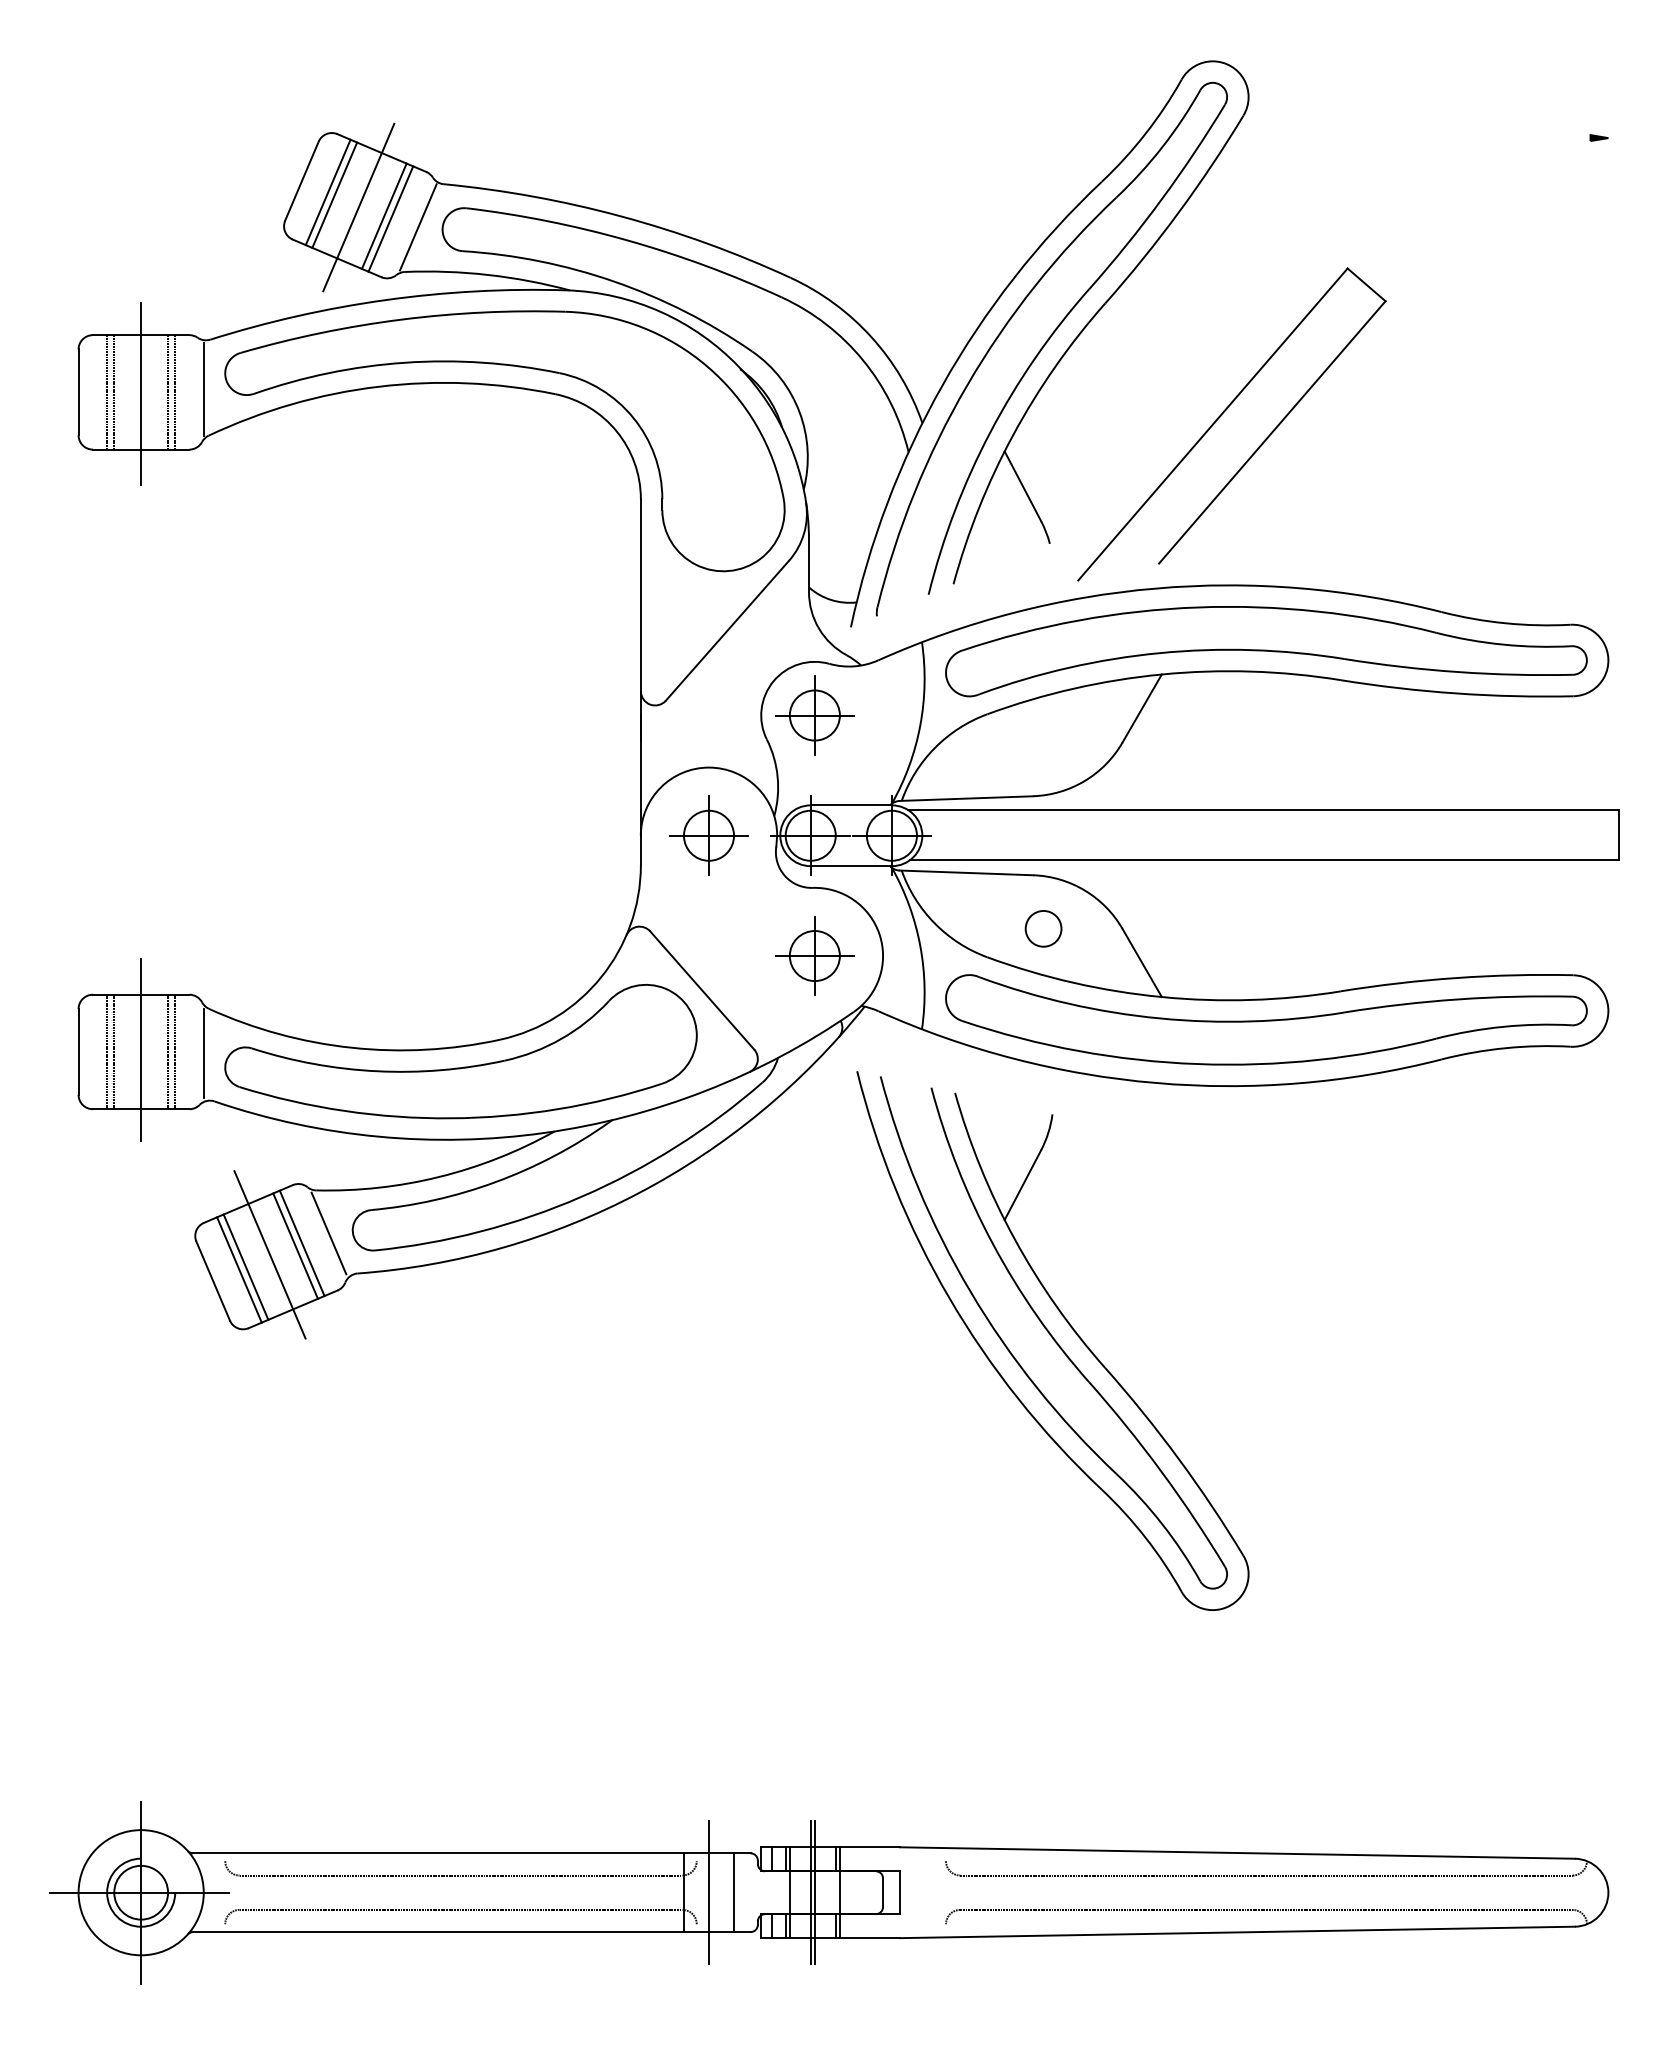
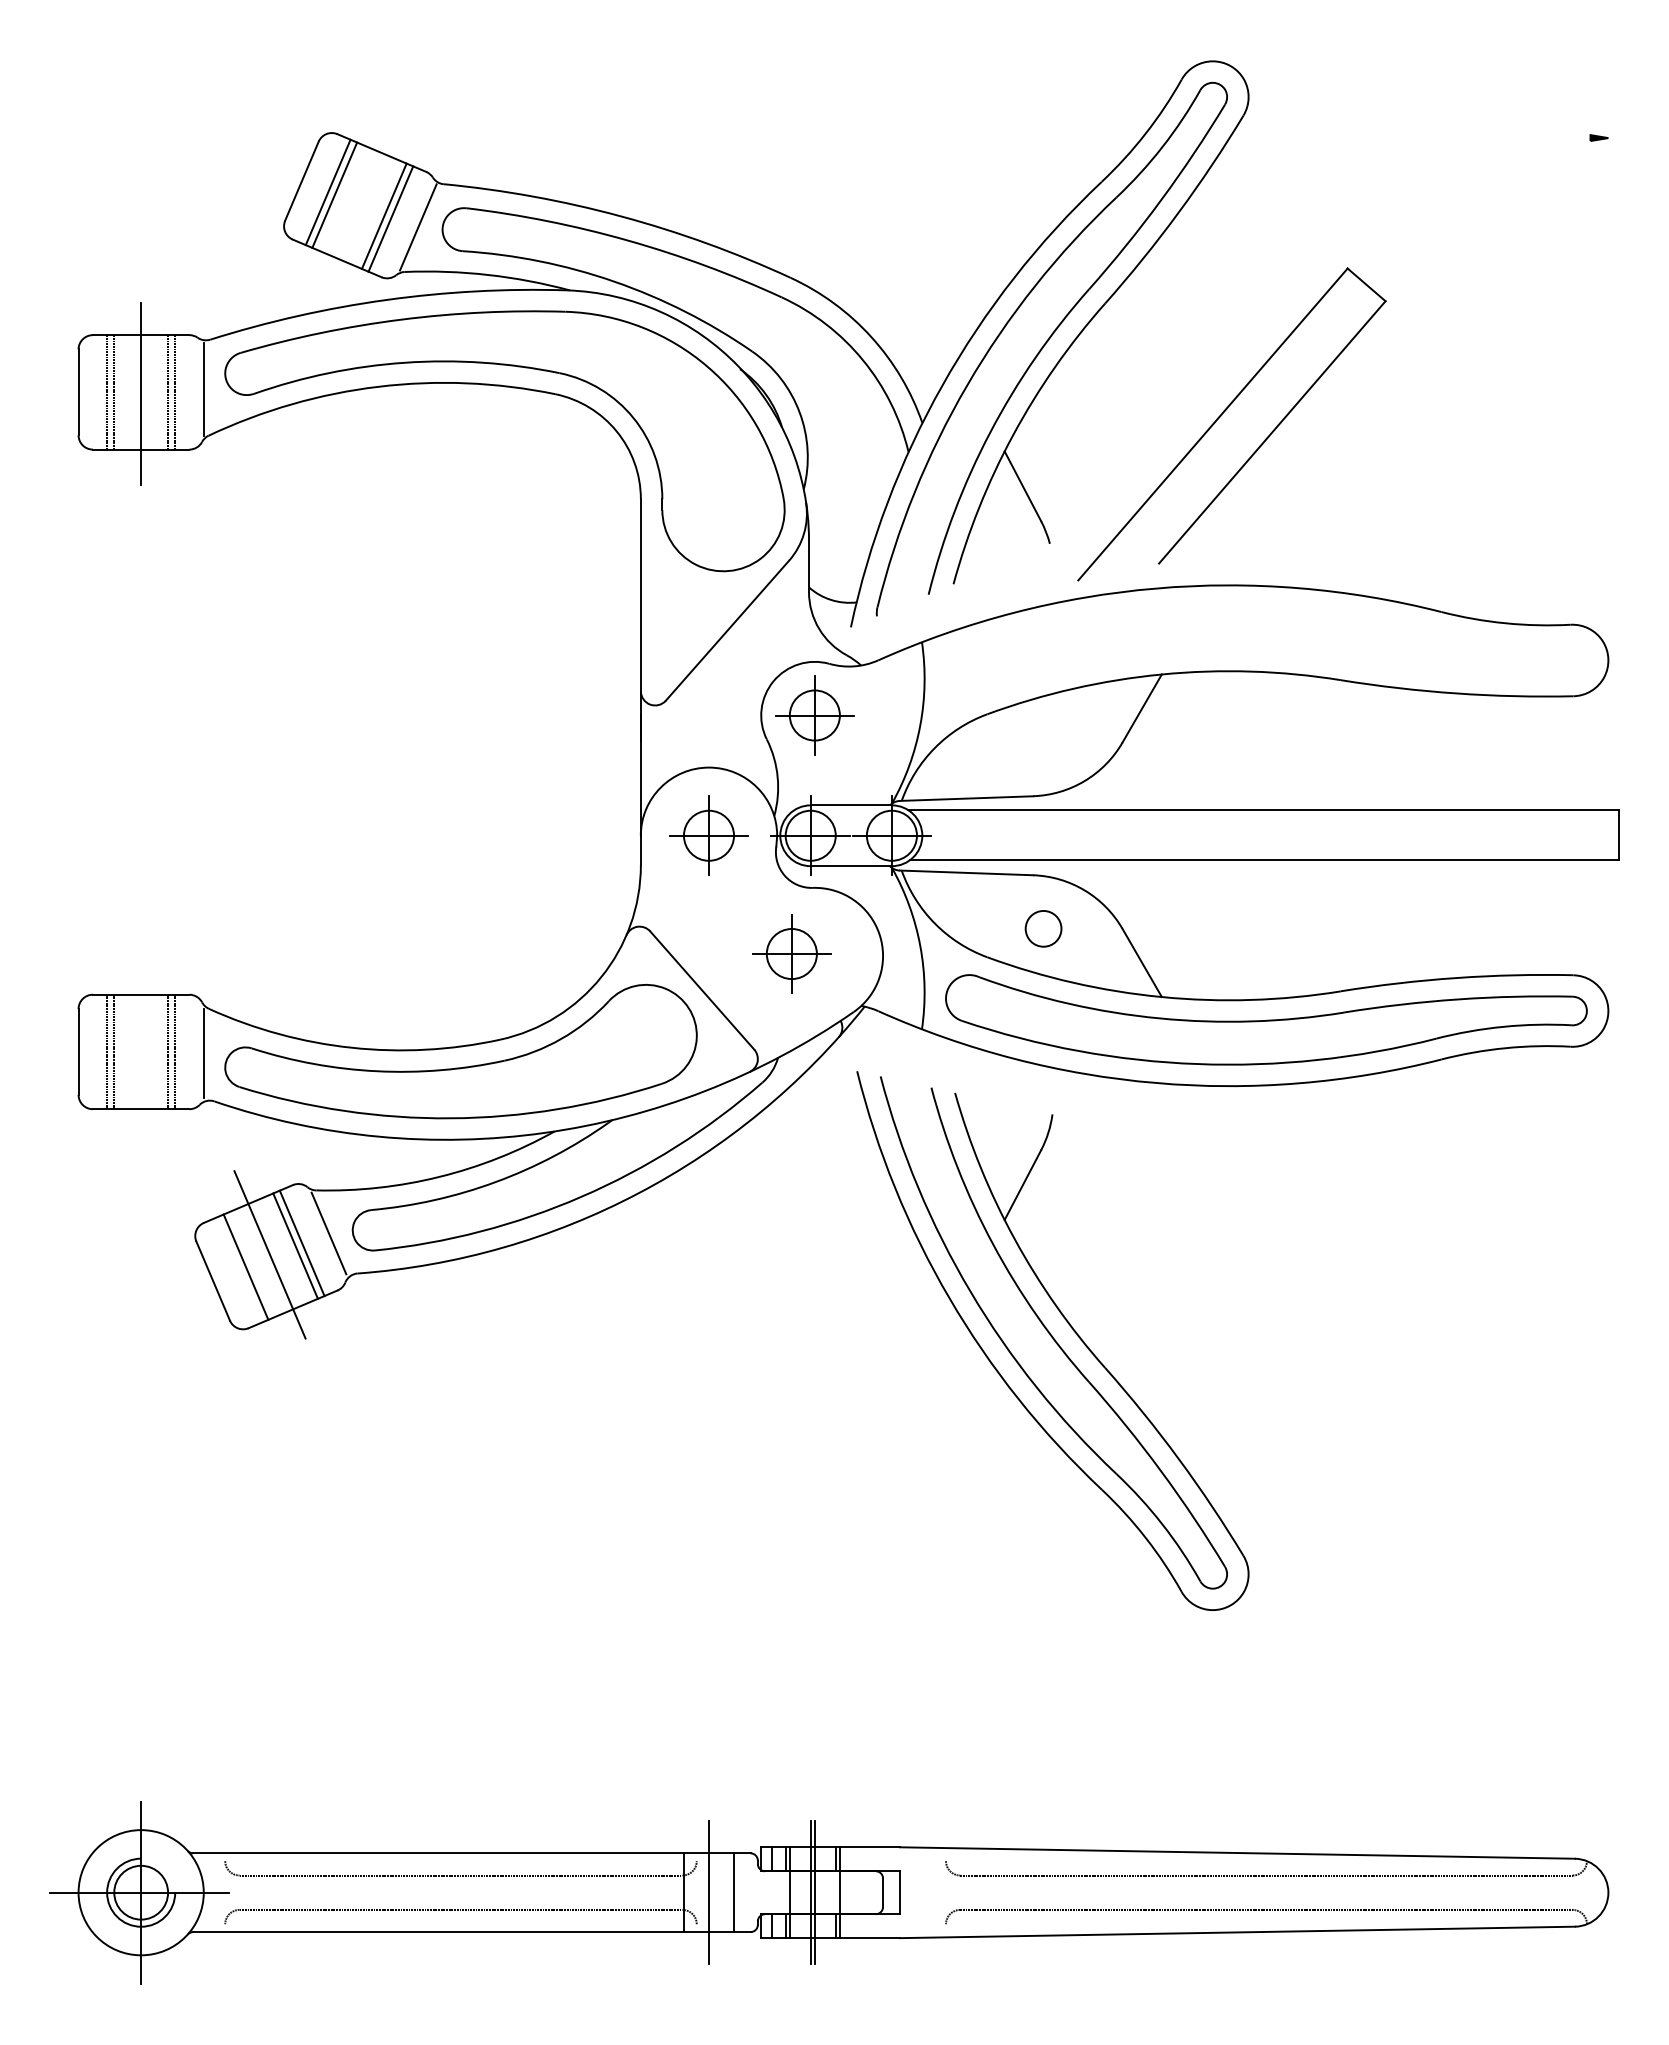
line: present -> none (358, 207)
part: present -> none (1266, 651)
part position: (814, 955) -> (791, 953) (791, 953)
line: present -> none (141, 1049)
line: present -> none (239, 1269)
